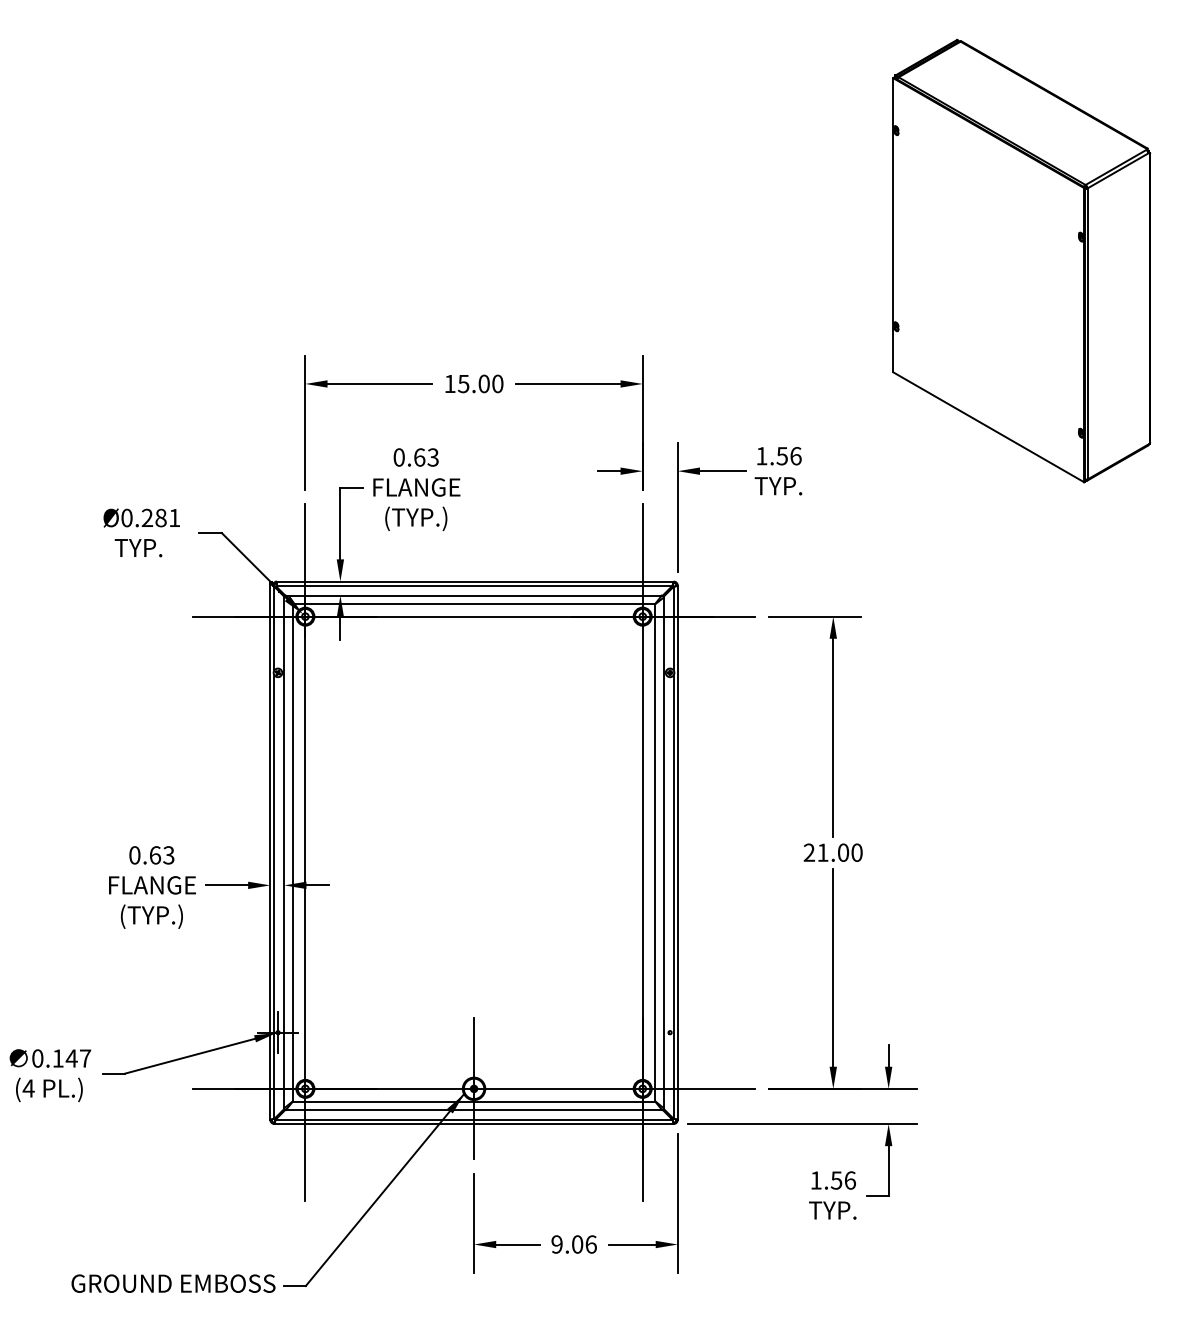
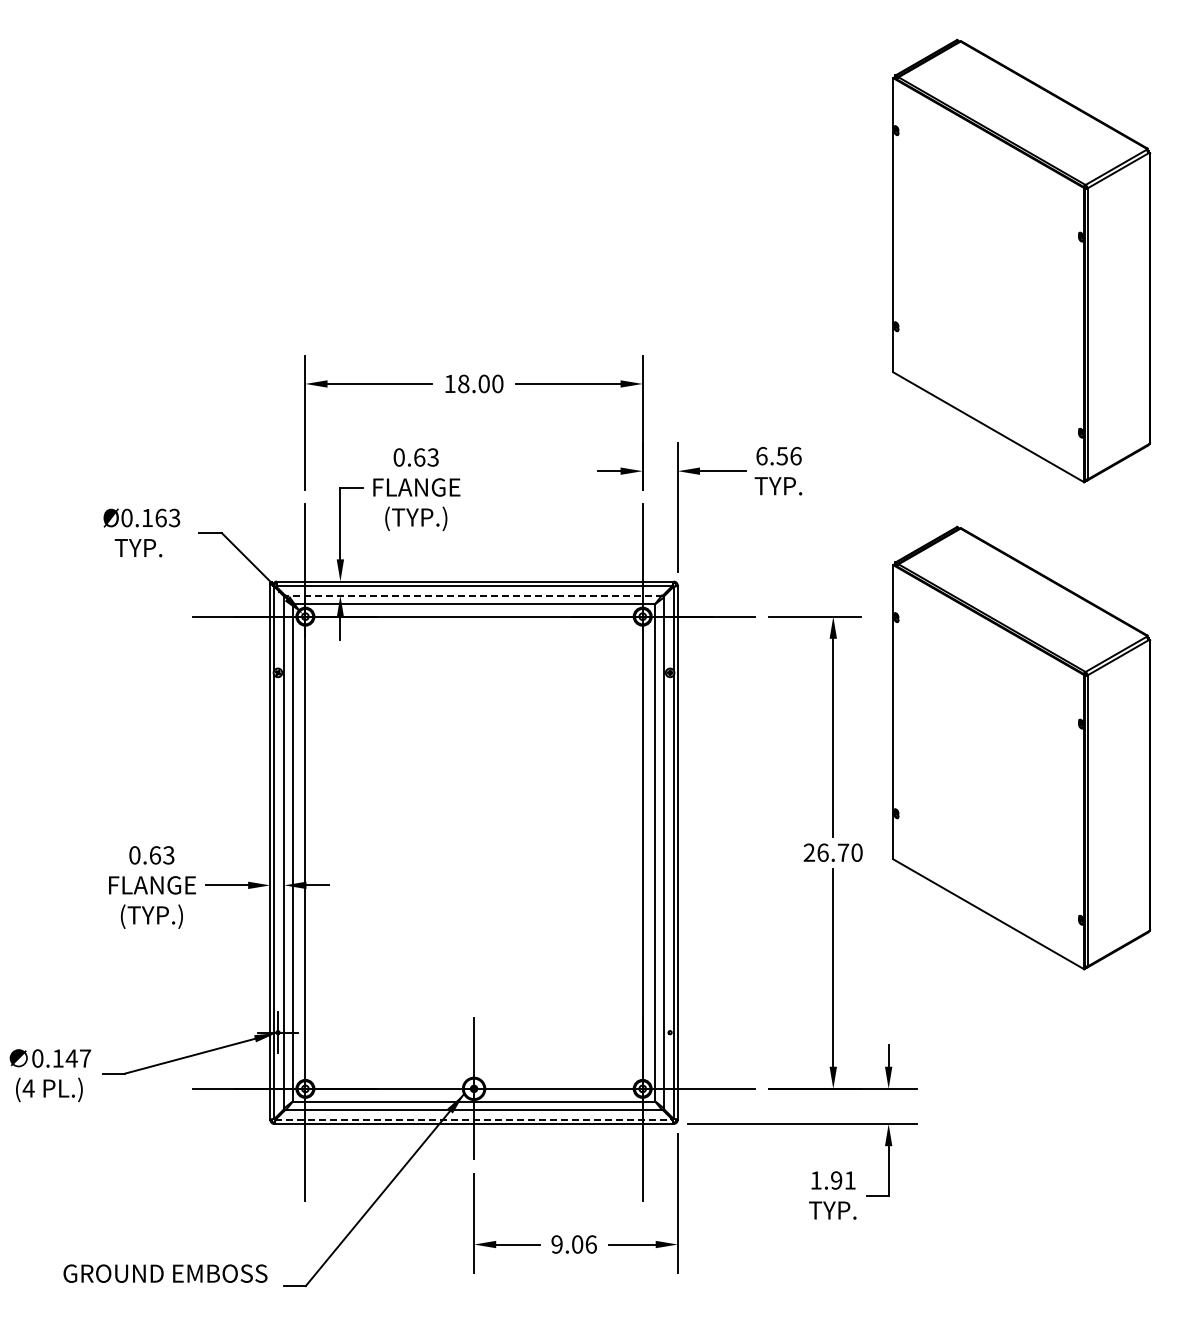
text: 15.00 -> 18.00 (463, 383)
text: 1.56 -> 6.56 (761, 456)
text: Ø0.281 -> Ø0.163 (160, 517)
line: solid -> dashed (474, 595)
part: none -> present (1021, 747)
text: 21.00 -> 26.70 (833, 852)
line: solid -> dashed (474, 1119)
text: 1.56 -> 1.91 (842, 1180)
text position: (173, 1283) -> (165, 1273) (165, 1273)
